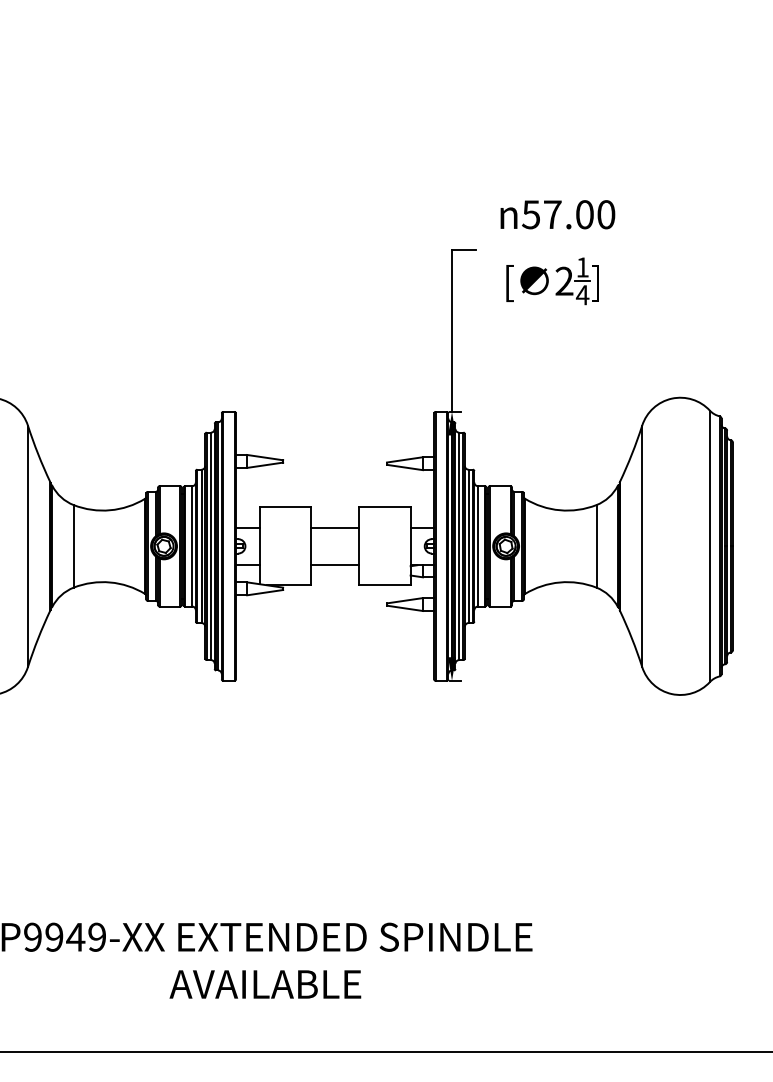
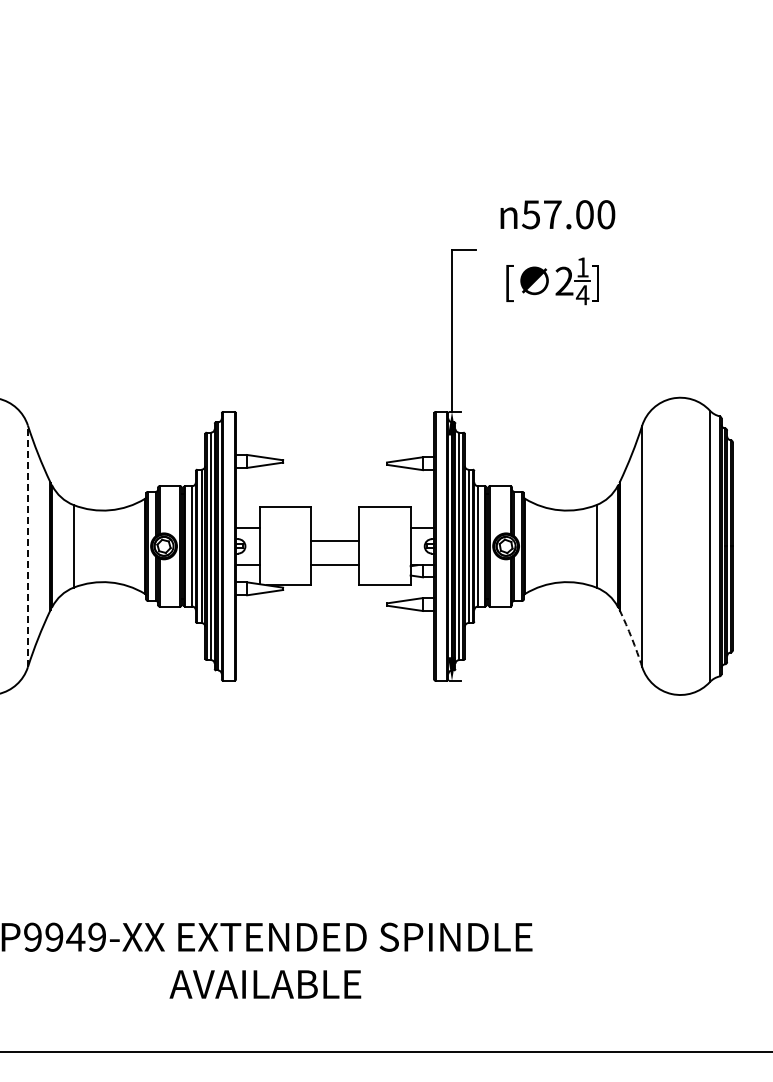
line position: (334, 527) -> (334, 540) (334, 540)
line: solid -> dashed (27, 546)
arc: solid -> dashed (631, 638)
